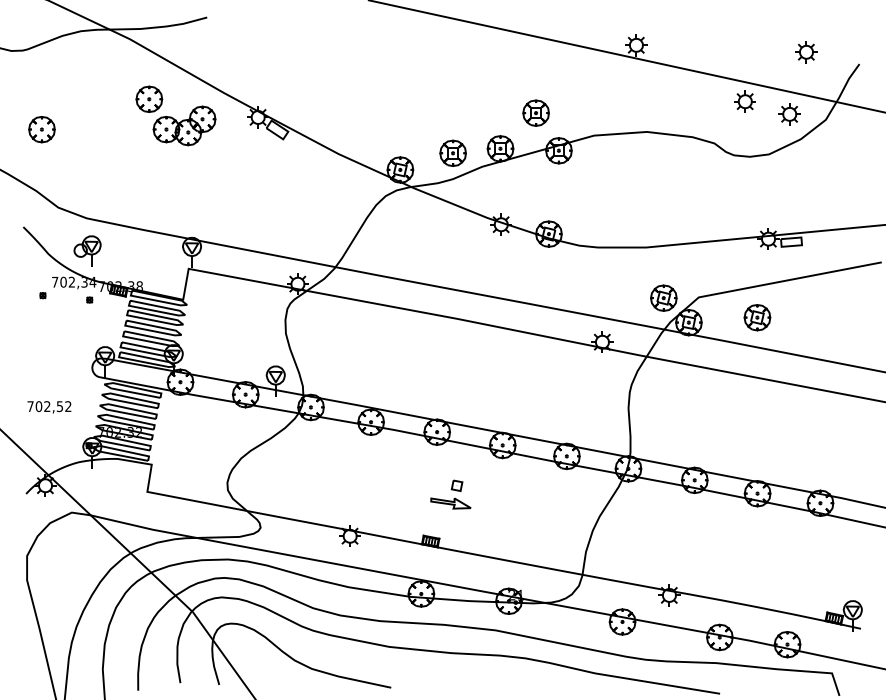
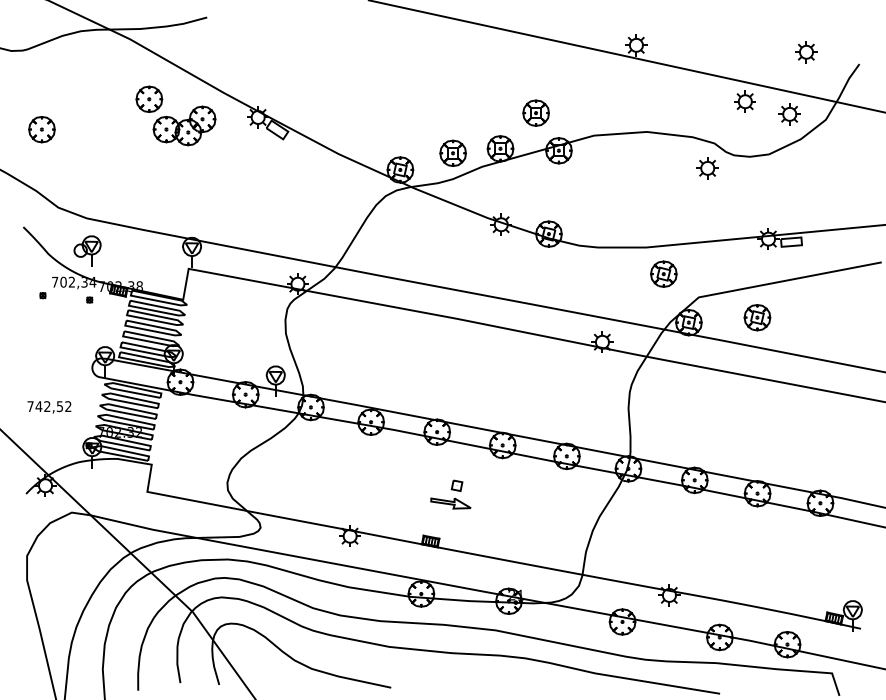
part: none -> present (707, 168)
part position: (663, 297) -> (663, 273) (663, 273)
text: 702,52 -> 742,52 (38, 406)
